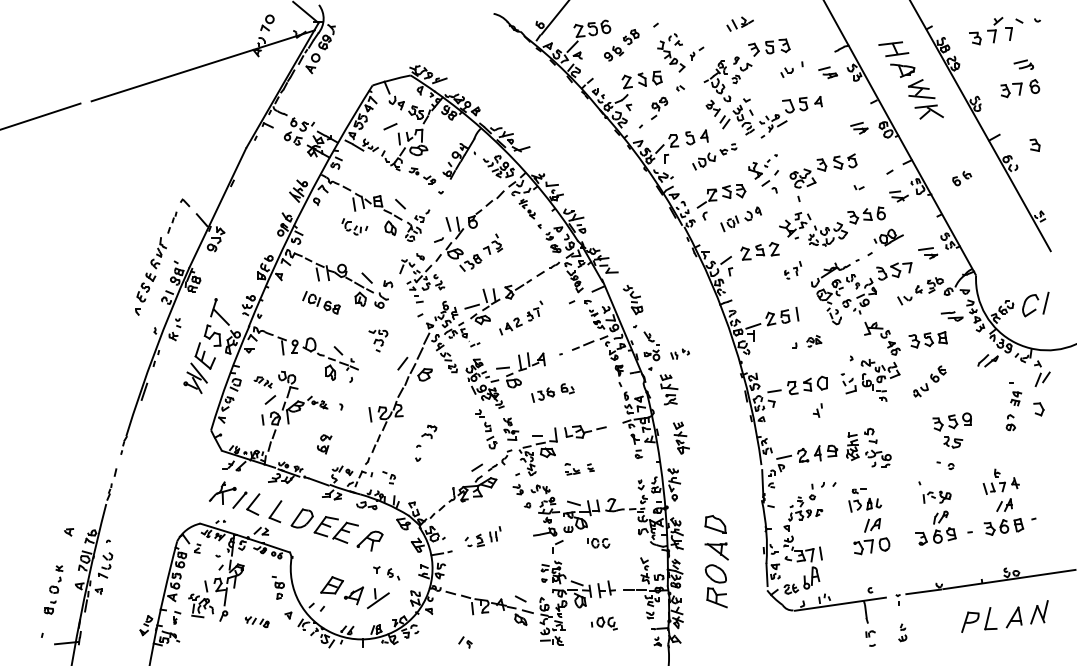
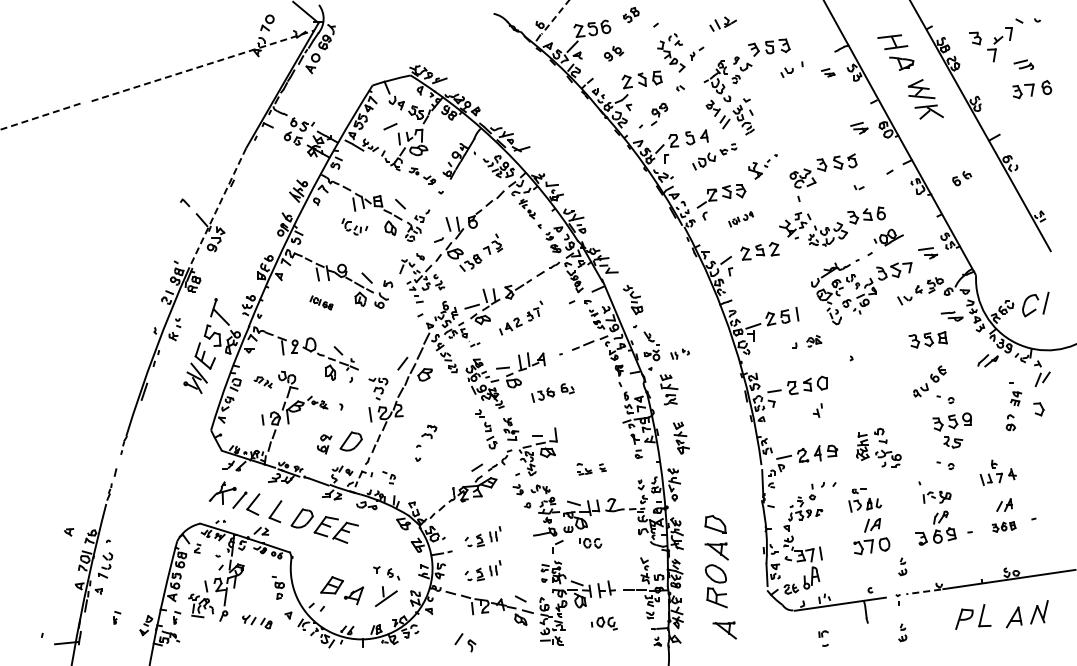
line: solid -> dashed (555, 17)
part position: (739, 23) -> (722, 23) (722, 23)
part position: (995, 30) -> (995, 49) (995, 49)
part position: (630, 37) -> (630, 15) (630, 15)
part position: (896, 59) -> (895, 52) (895, 52)
line: solid -> dashed (203, 65)
part size: 21x14 px -> 15x10 px (828, 72)
part position: (1020, 88) -> (1032, 89) (1032, 89)
part position: (659, 107) -> (659, 113) (659, 113)
line: solid -> dashed (40, 116)
part: present -> none (790, 117)
part: present -> none (1034, 144)
part: present -> none (769, 181)
part: present -> none (898, 196)
line: solid -> dashed (217, 207)
part size: 42x27 px -> 26x17 px (740, 219)
part: present -> none (156, 263)
part: present -> none (793, 270)
part size: 39x24 px -> 25x16 px (321, 302)
part position: (378, 340) -> (378, 388) (378, 388)
part: present -> none (870, 361)
line: present -> none (270, 399)
part: none -> present (945, 399)
part: present -> none (585, 431)
part: none -> present (350, 441)
part position: (868, 447) -> (878, 447) (878, 447)
part position: (579, 469) -> (591, 469) (591, 469)
part position: (1000, 481) -> (997, 472) (997, 472)
part size: 42x18 px -> 25x12 px (1004, 526)
part: present -> none (369, 540)
part position: (598, 543) -> (590, 543) (590, 543)
part: none -> present (902, 566)
part: none -> present (482, 570)
part: present -> none (53, 589)
line: solid -> dashed (923, 591)
part position: (378, 598) -> (386, 596) (386, 596)
part: none -> present (117, 617)
part position: (979, 619) -> (973, 616) (973, 616)
part size: 26x13 px -> 31x16 px (257, 621)
part: none -> present (724, 630)
part position: (870, 638) -> (823, 638) (823, 638)
part size: 15x13 px -> 23x20 px (465, 642)
